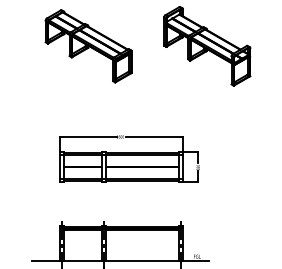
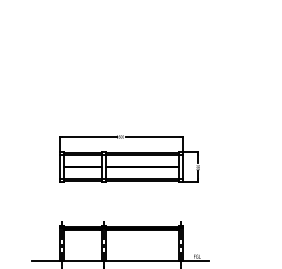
part: present -> none (88, 46)
part: present -> none (207, 46)
